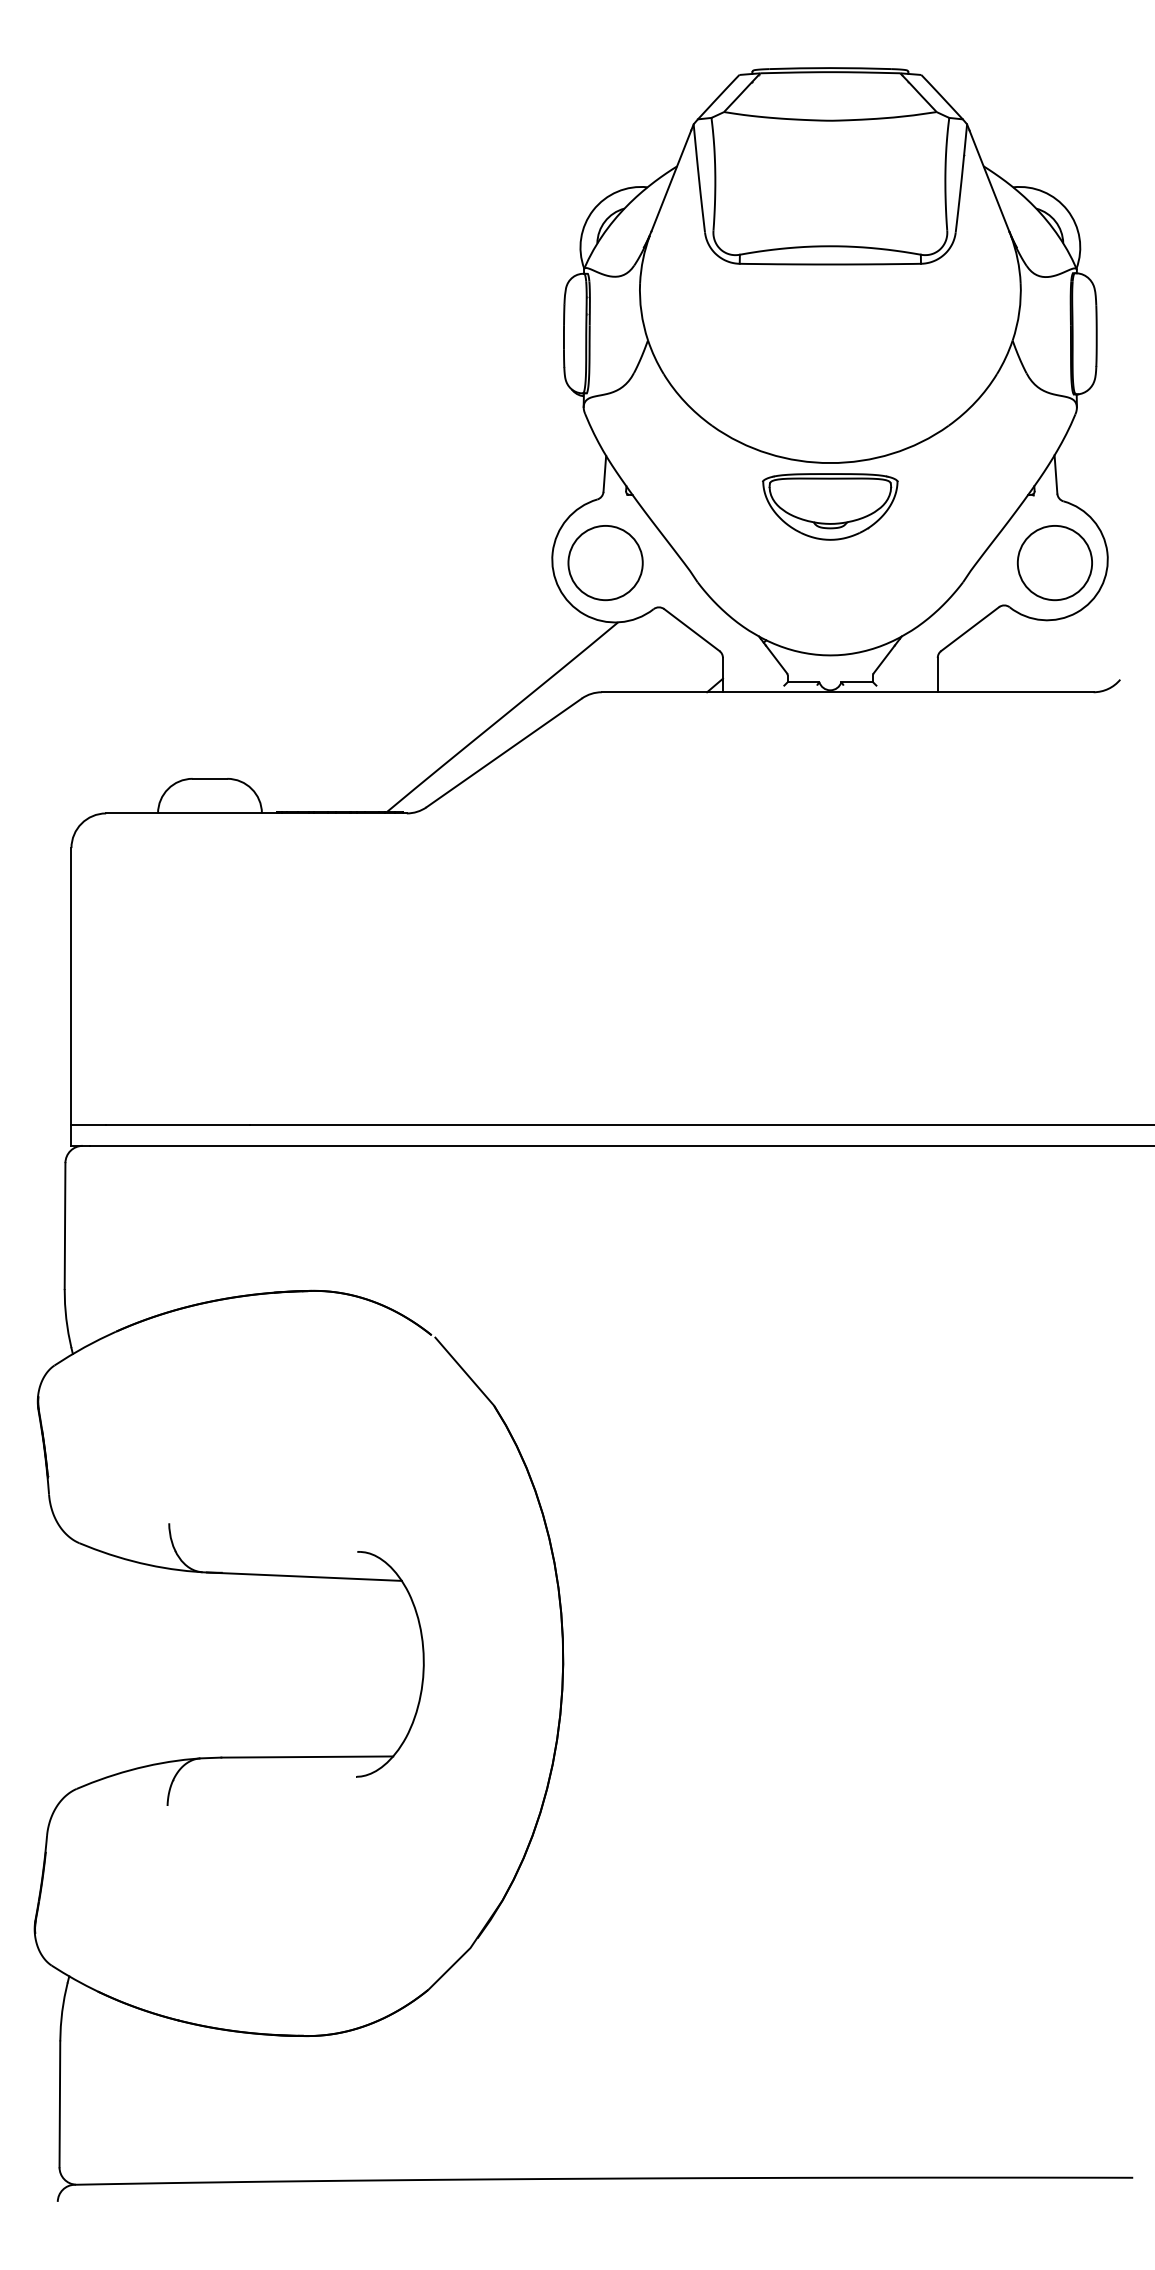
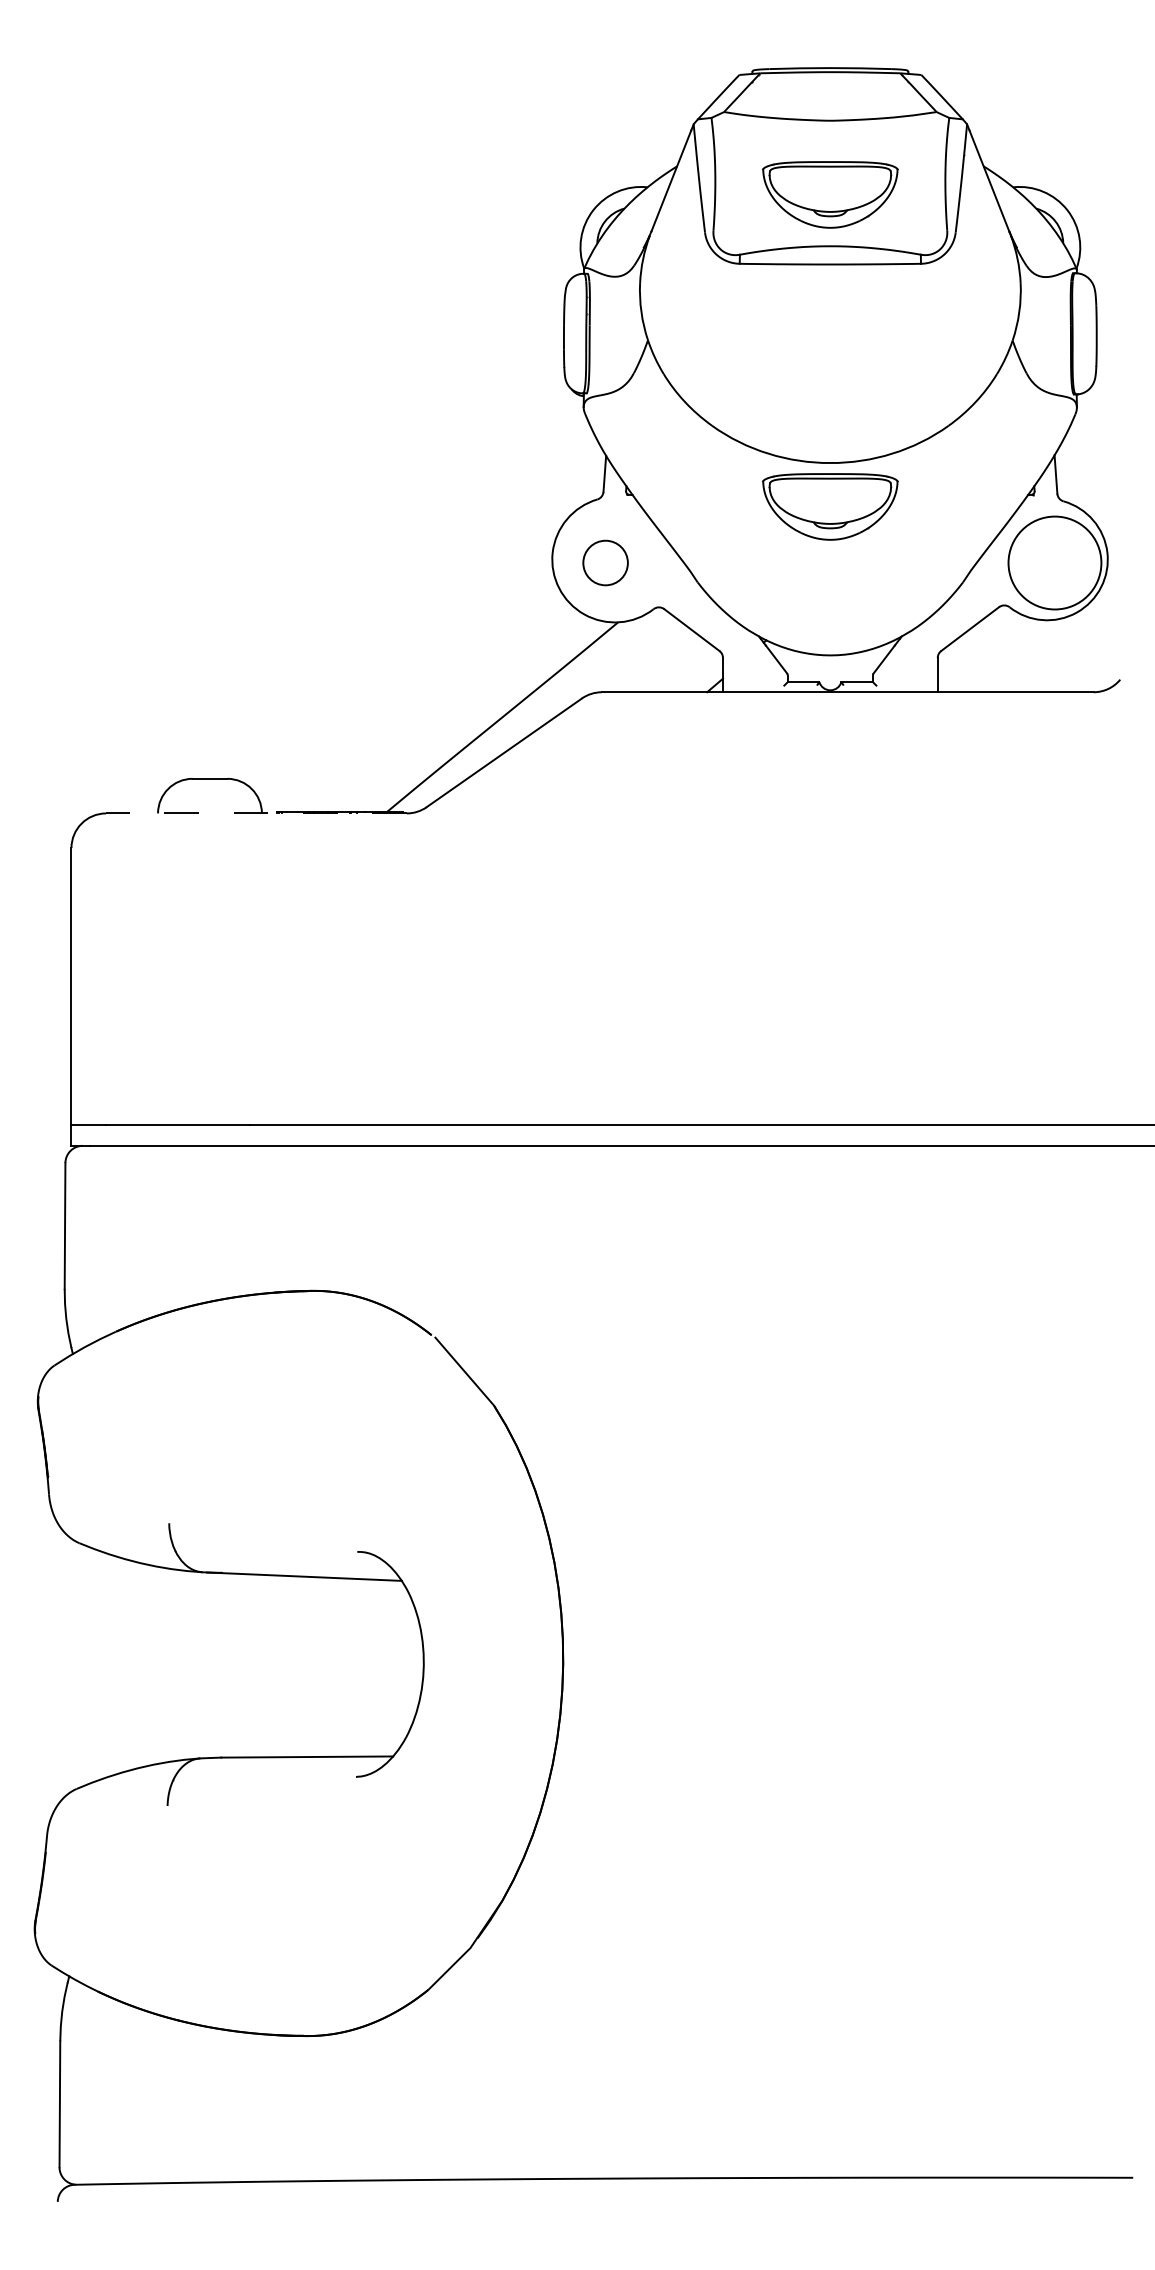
part: none -> present (830, 194)
circle diameter: 74 px -> 45 px (605, 562)
circle diameter: 74 px -> 93 px (1054, 562)
line: solid -> dashed (255, 813)
